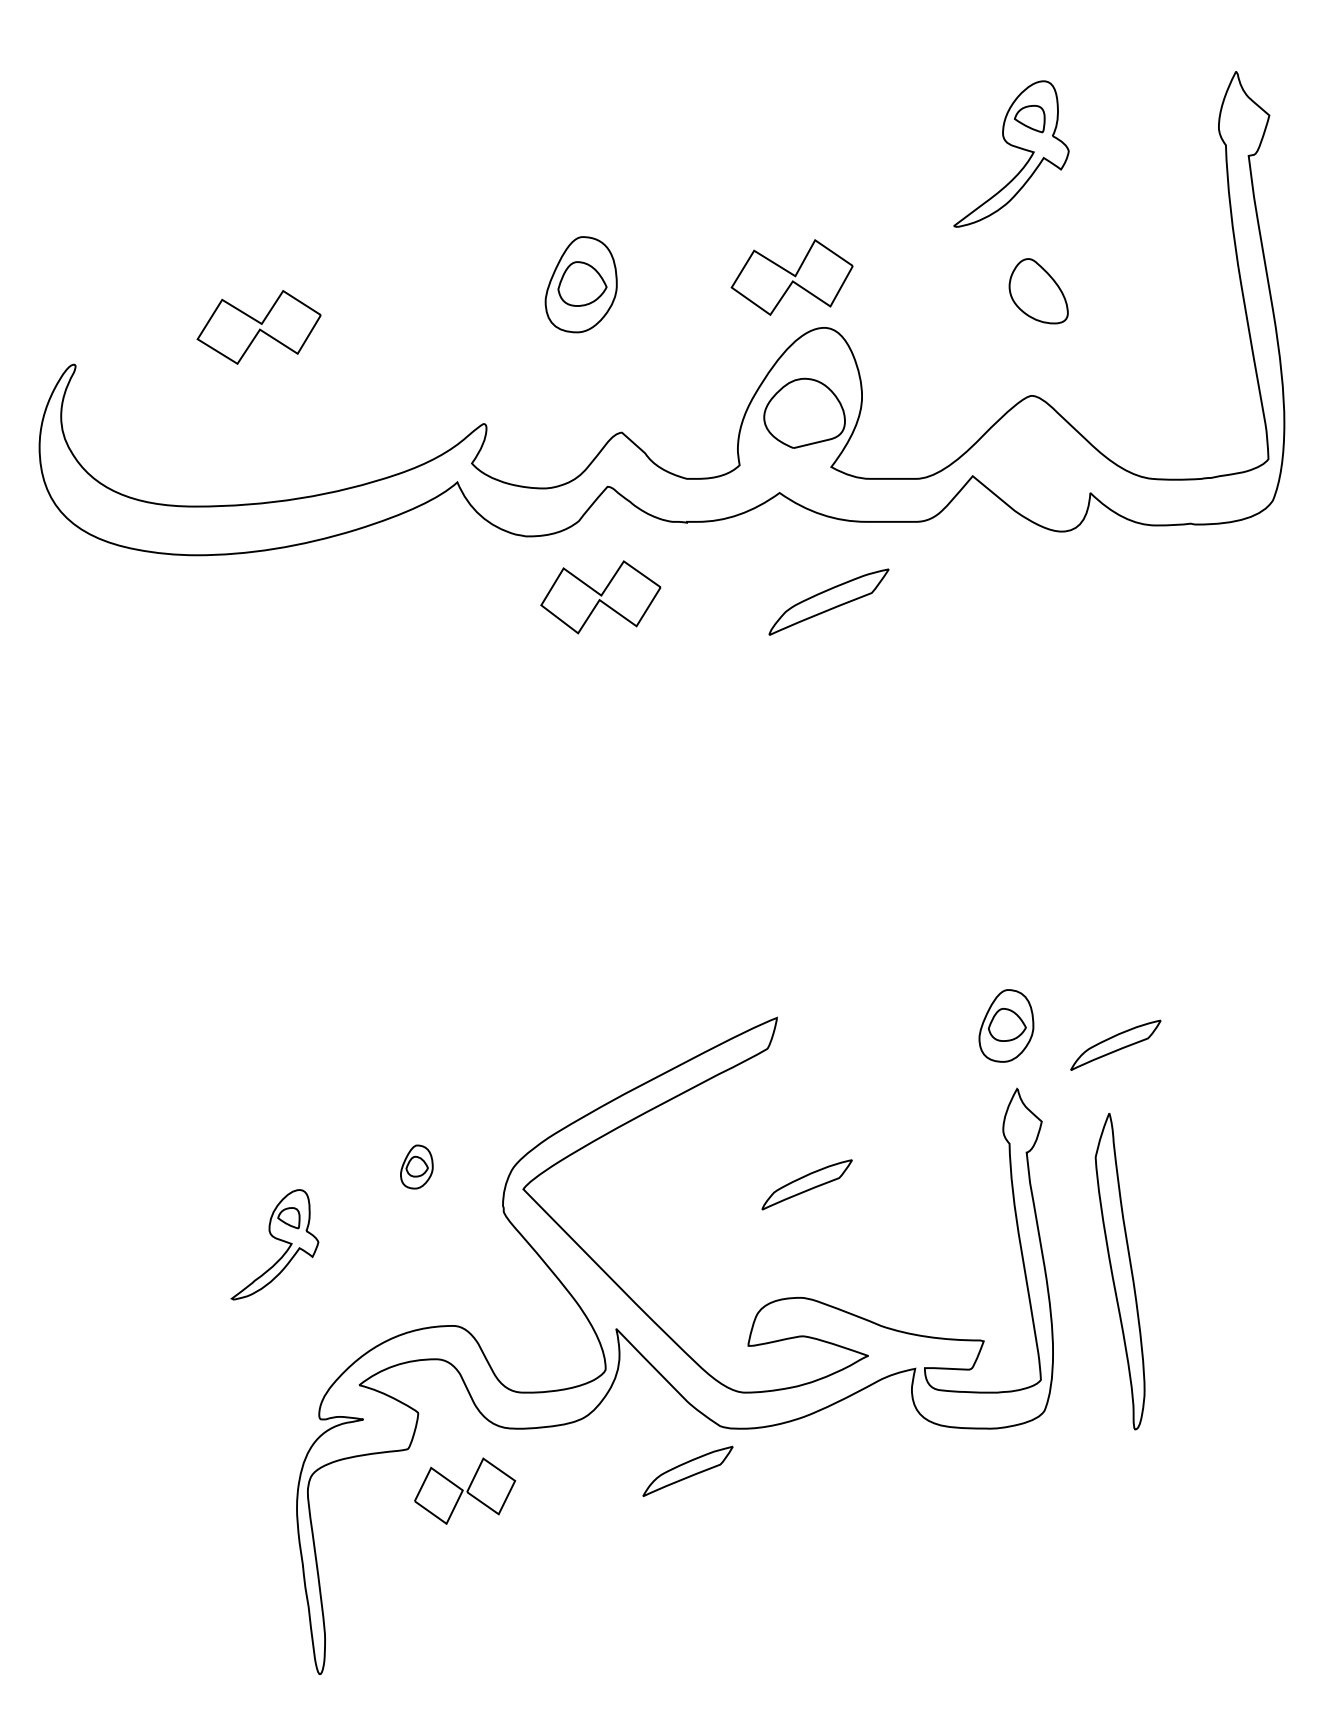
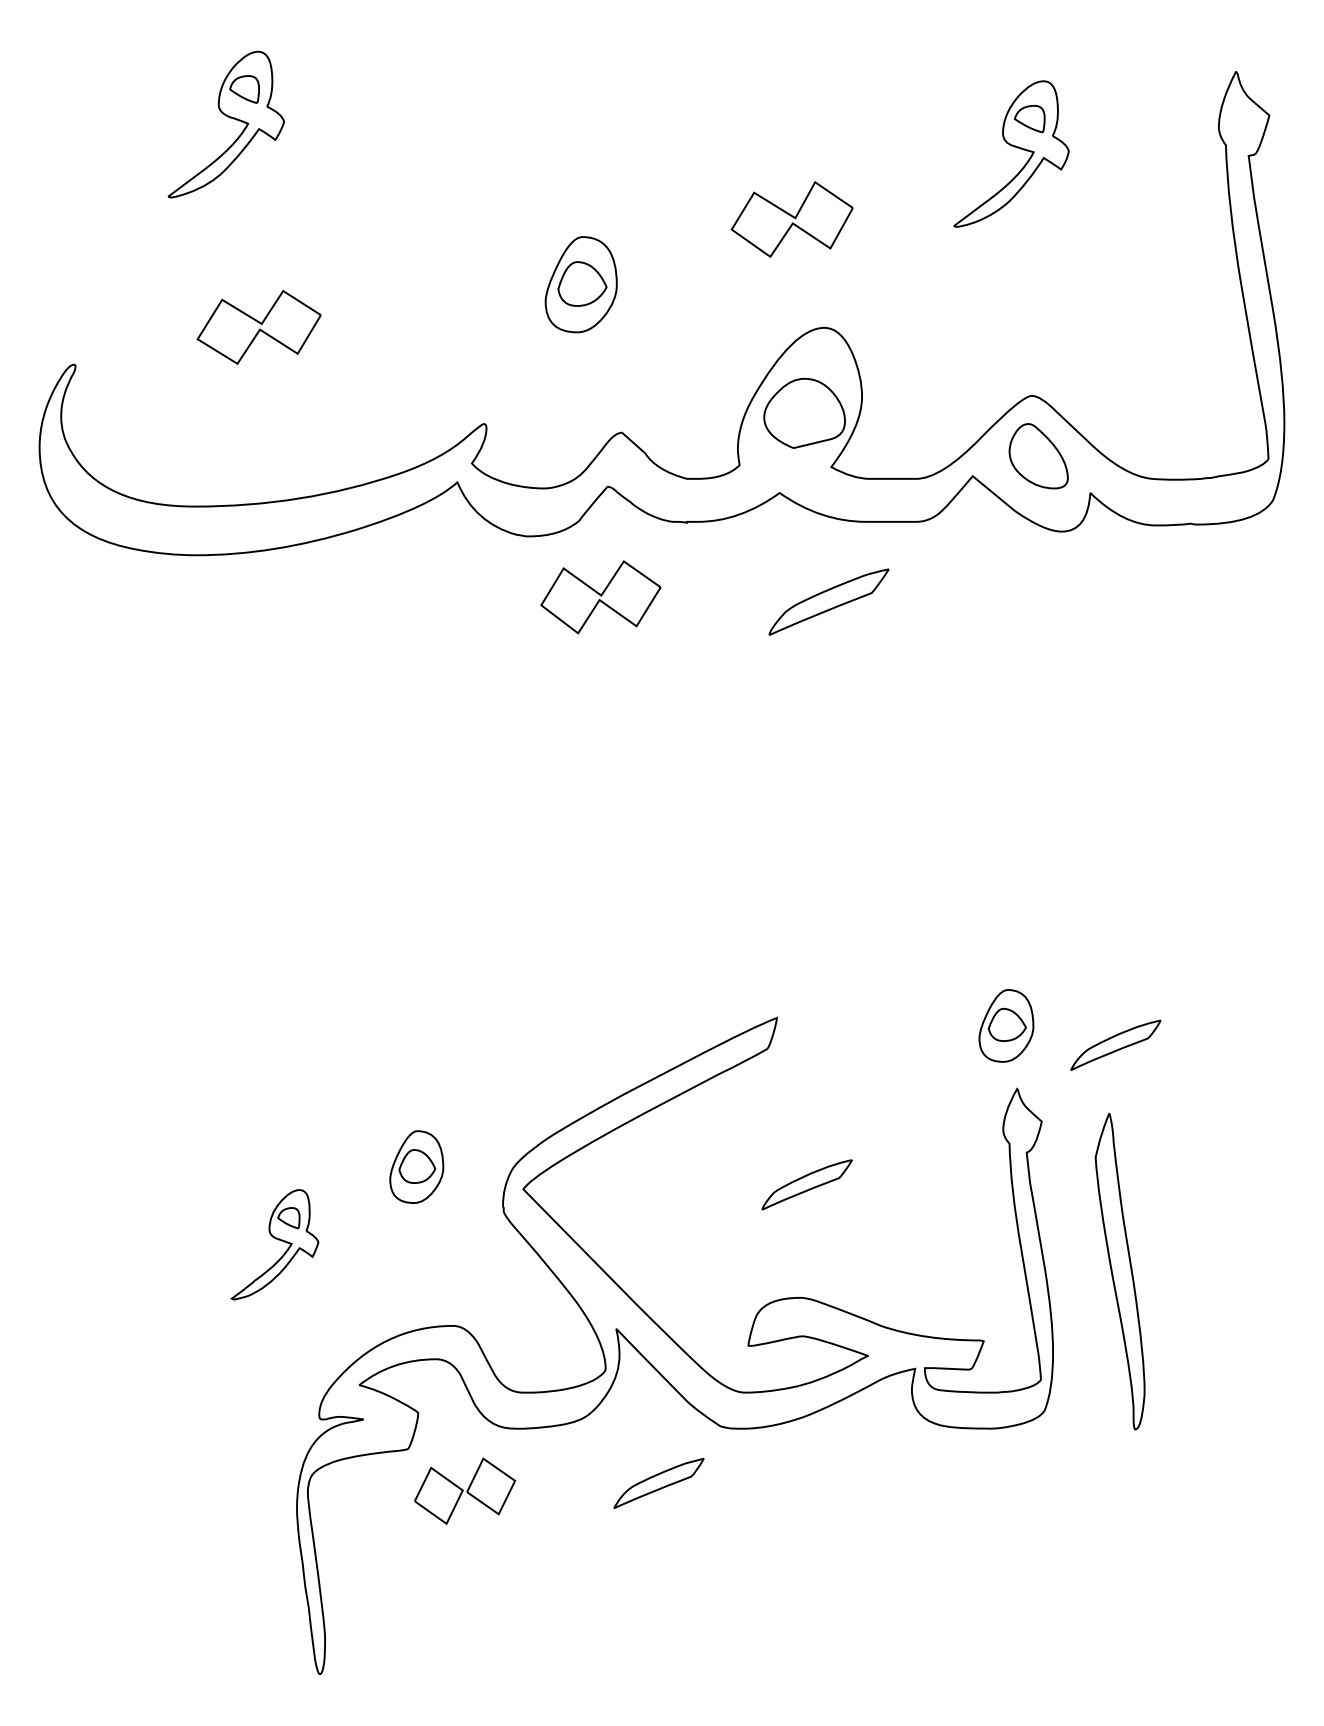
part: none -> present (227, 117)
part position: (791, 277) -> (791, 219) (791, 219)
part position: (1038, 291) -> (1038, 456) (1038, 456)
part size: 34x46 px -> 56x74 px (416, 1166)
part position: (687, 1470) -> (658, 1482) (658, 1482)
